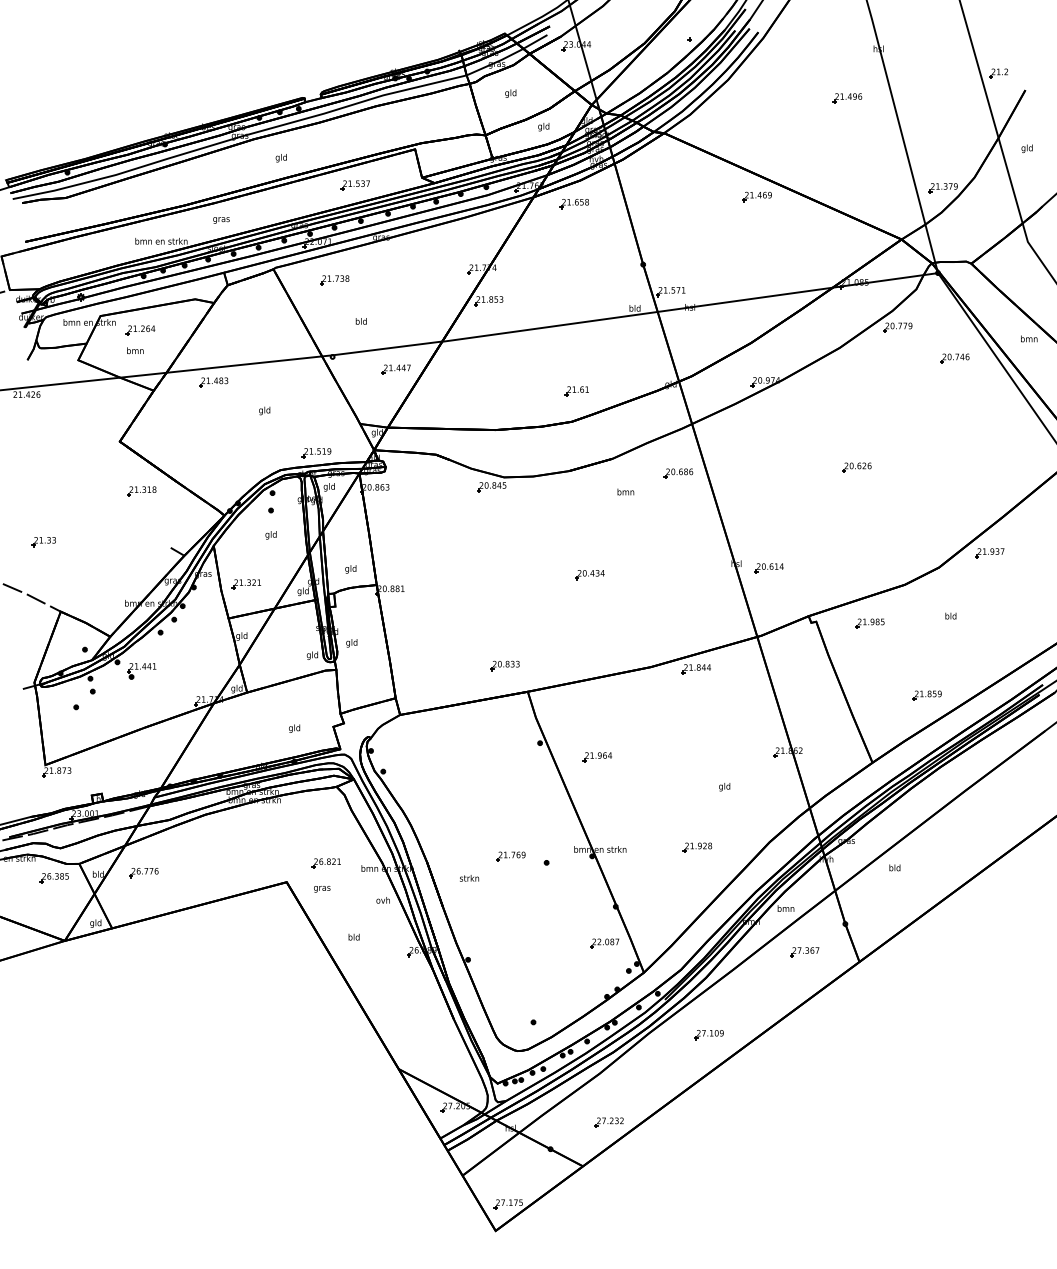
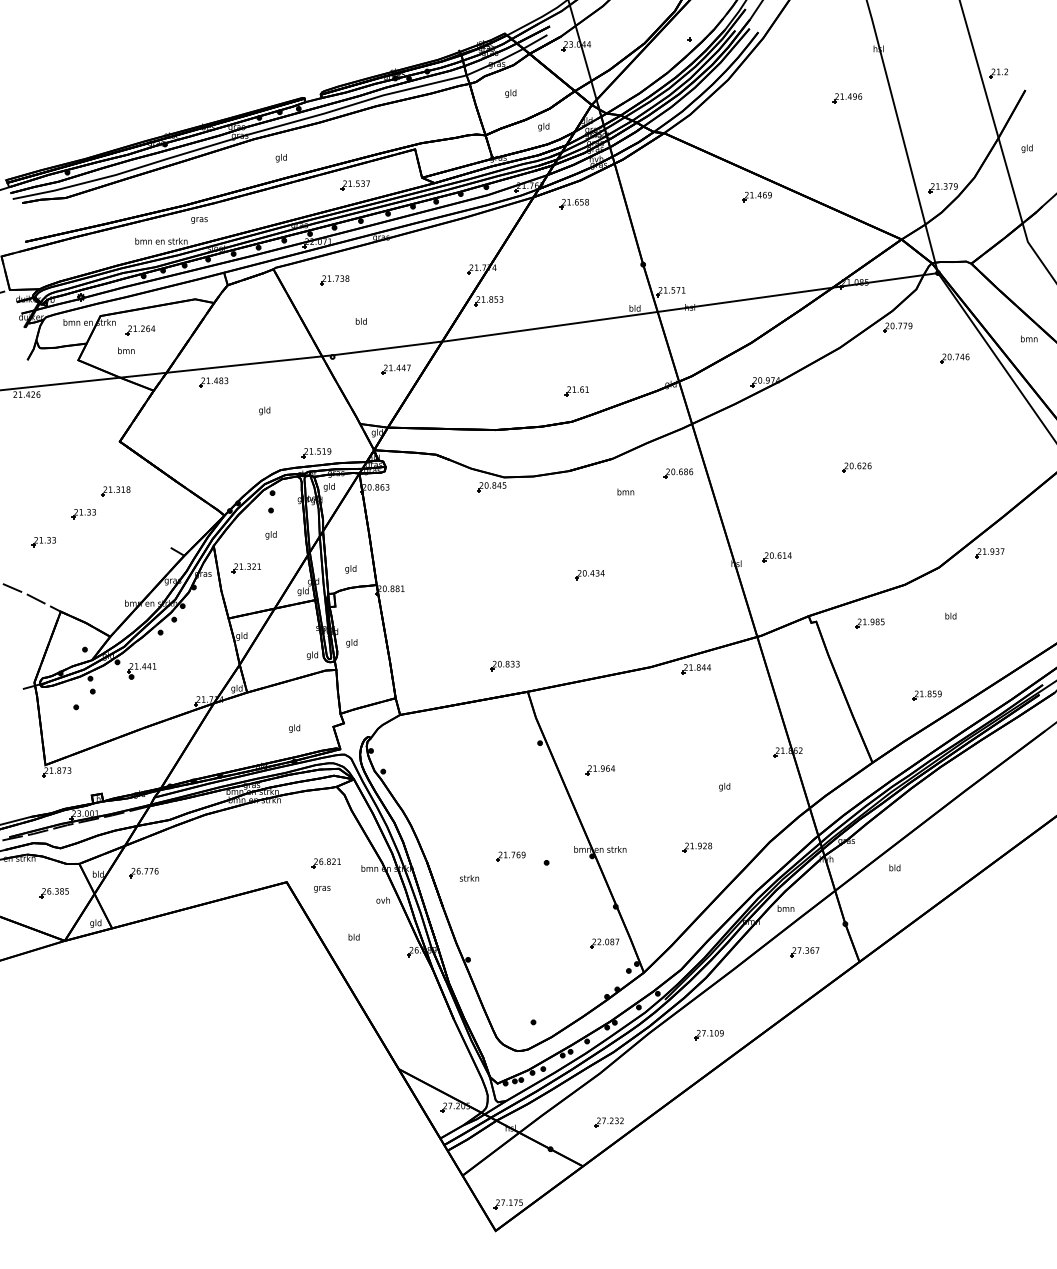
text position: (221, 220) -> (199, 220) (199, 220)
text position: (135, 350) -> (126, 350) (126, 350)
part position: (141, 491) -> (115, 491) (115, 491)
part: none -> present (83, 514)
part position: (768, 568) -> (776, 557) (776, 557)
part position: (246, 584) -> (246, 568) (246, 568)
part position: (596, 757) -> (599, 770) (599, 770)
part position: (53, 878) -> (53, 893) (53, 893)
